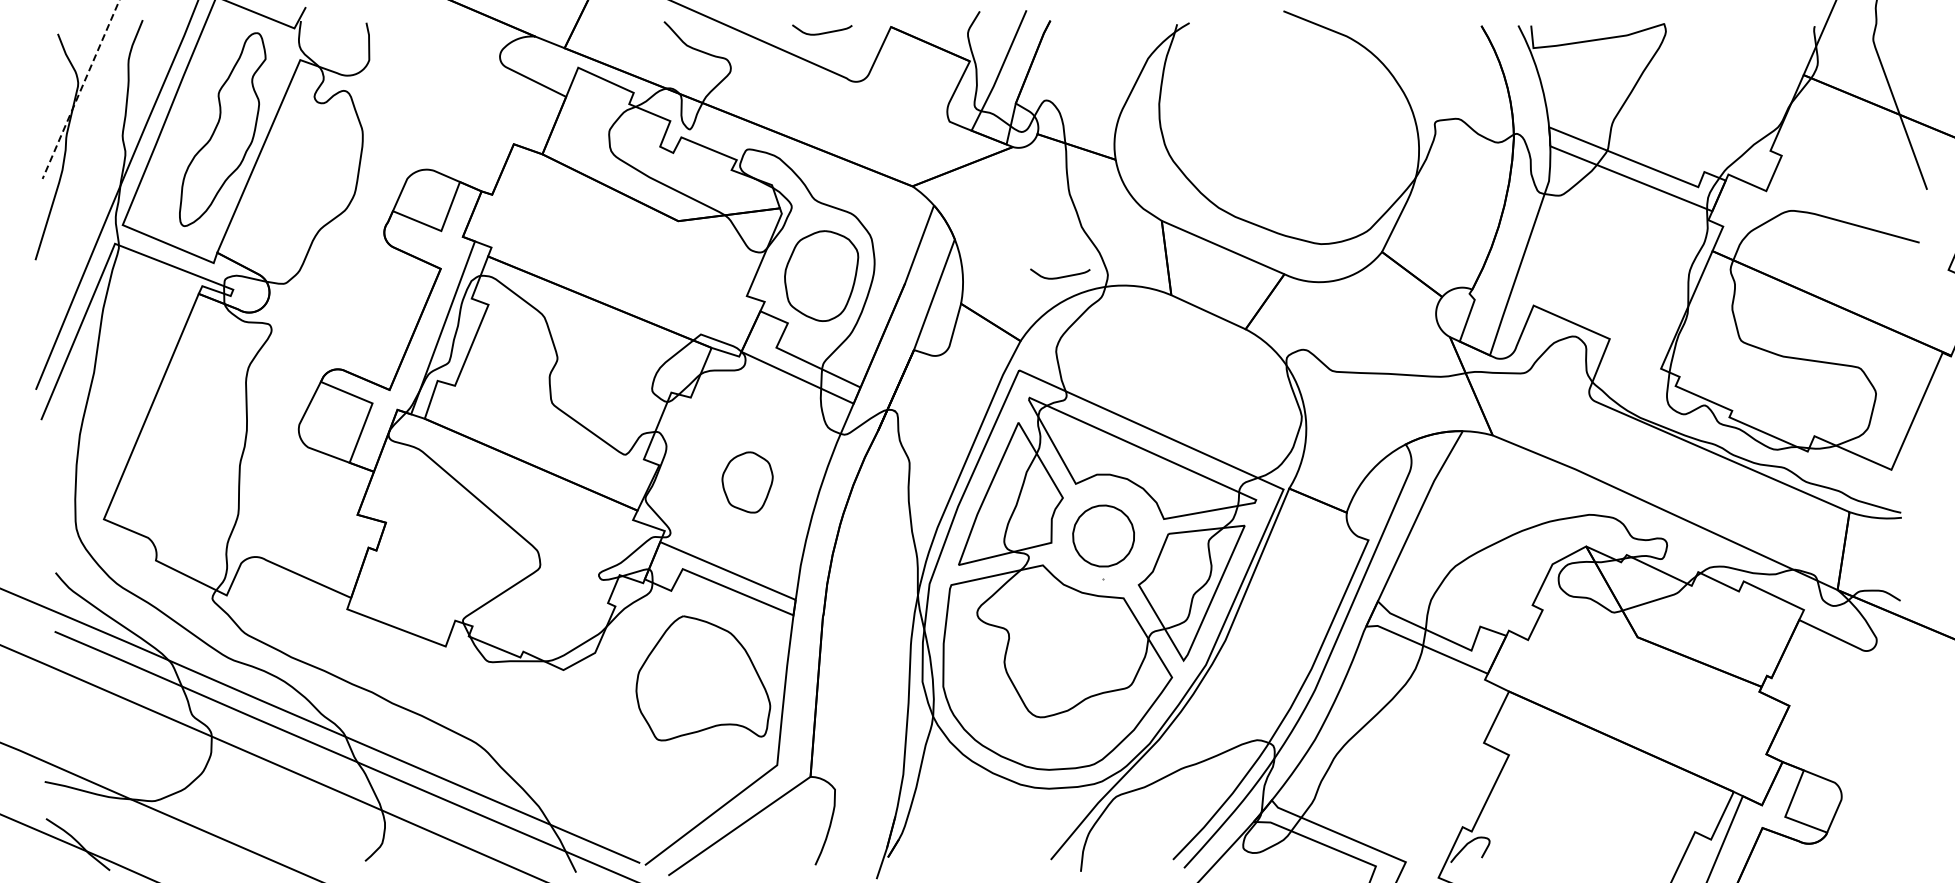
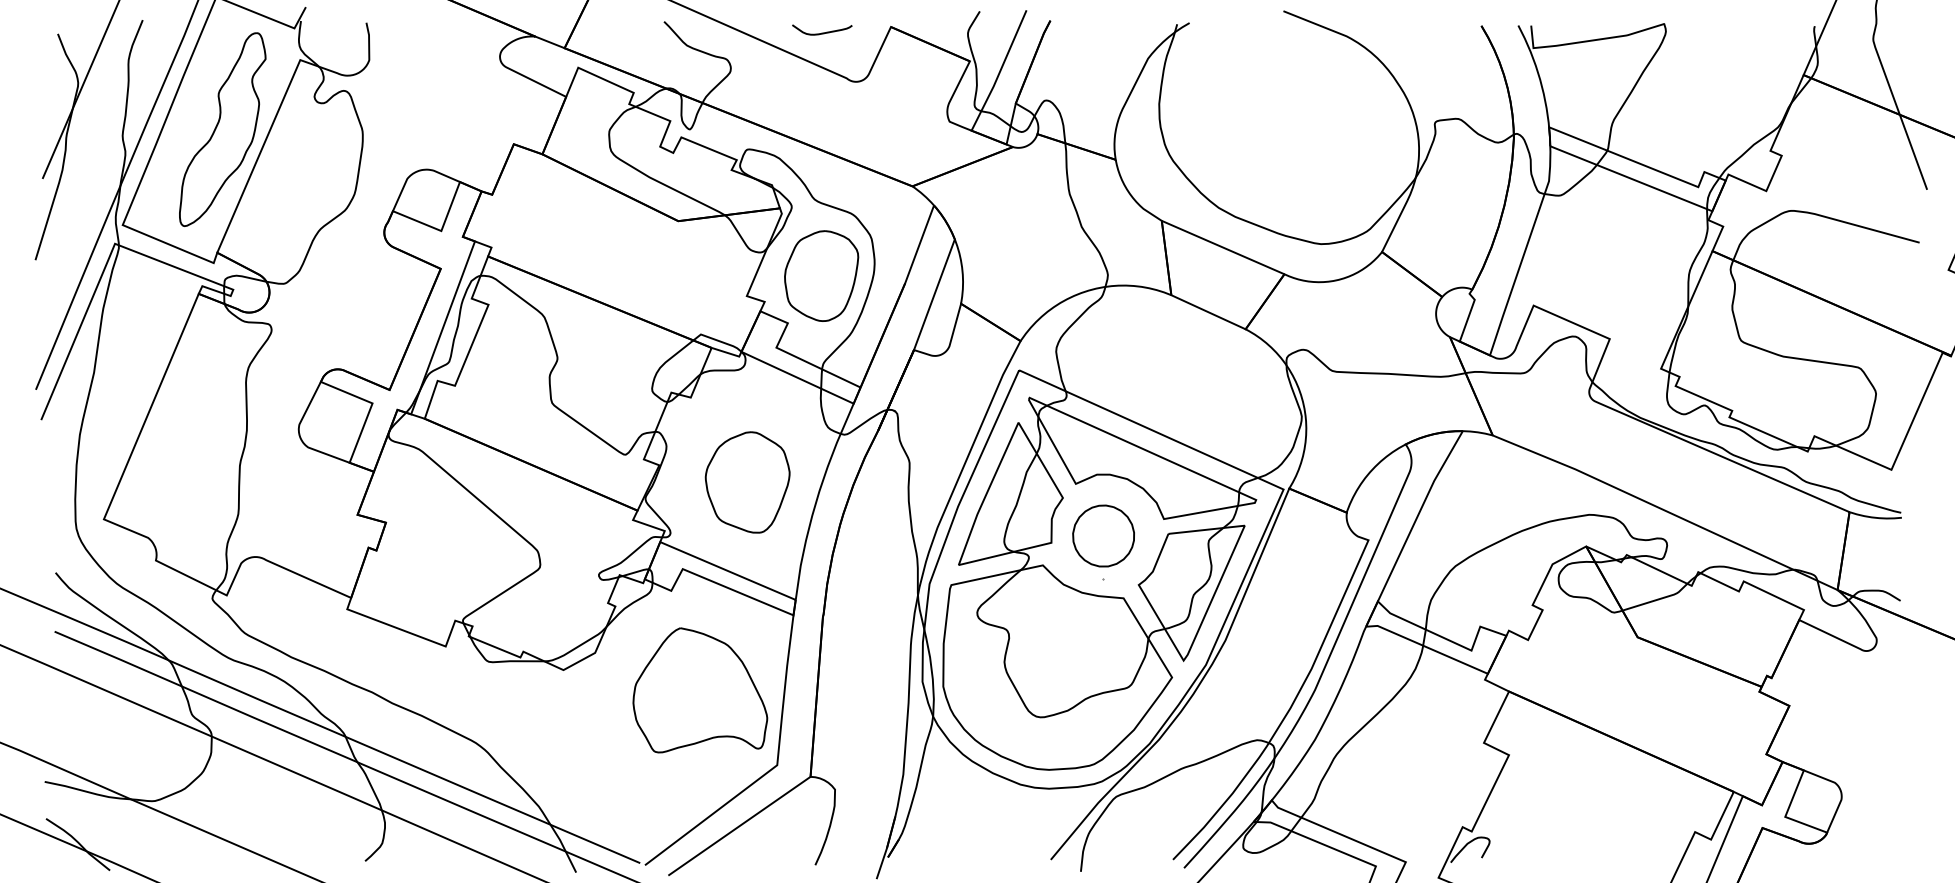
line: dashed -> solid (80, 90)
curve: present -> none (1060, 276)
part size: 53x63 px -> 87x103 px (747, 482)
part position: (703, 678) -> (700, 690) (700, 690)
